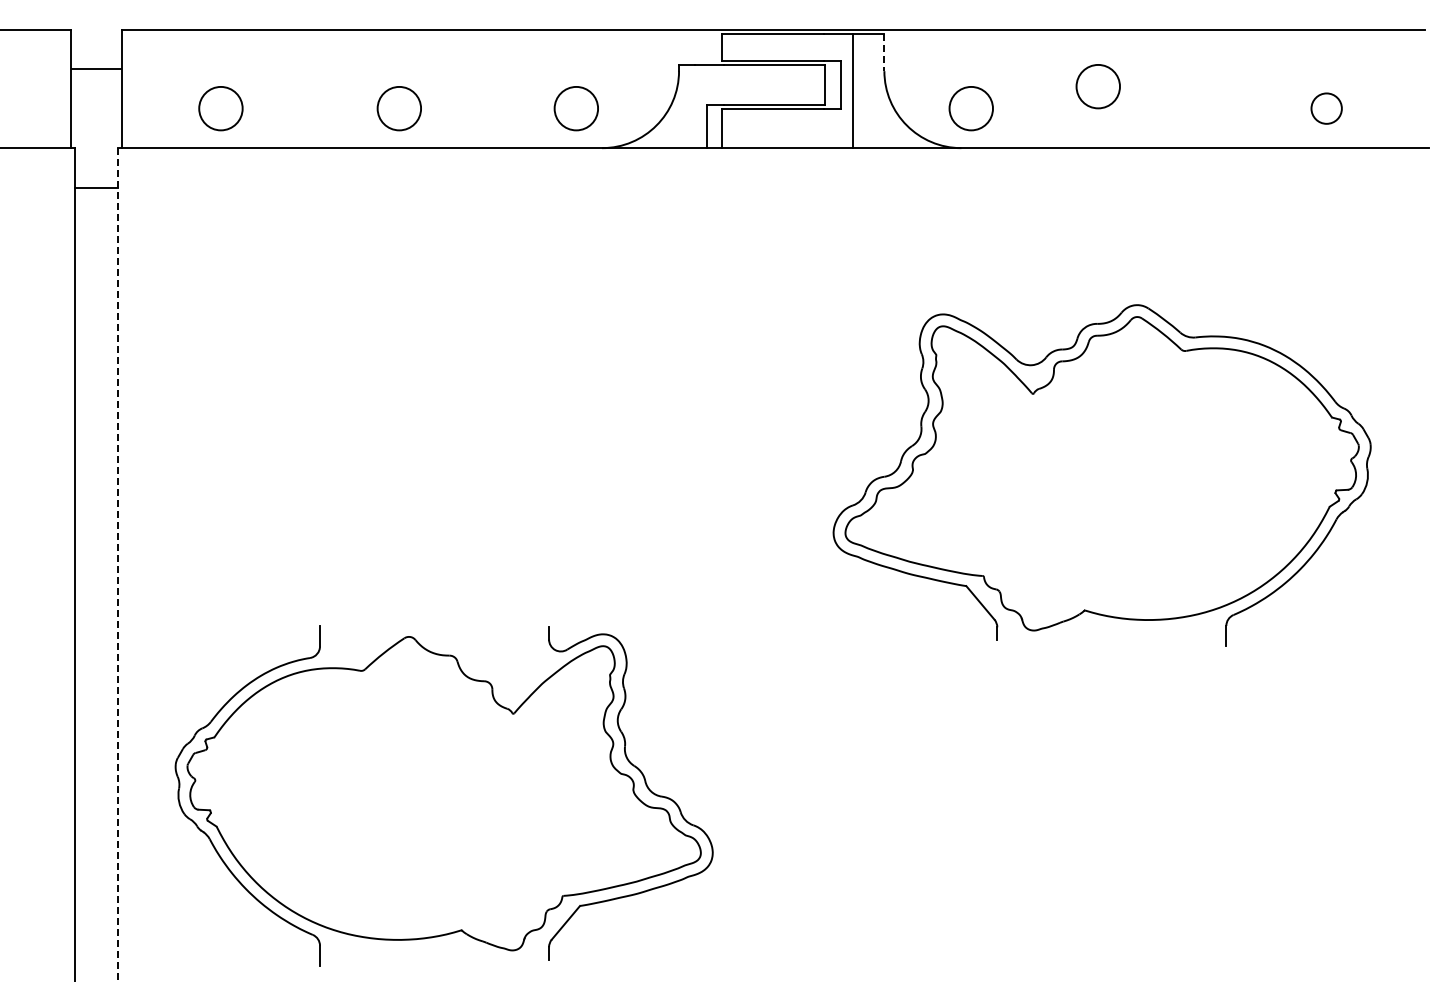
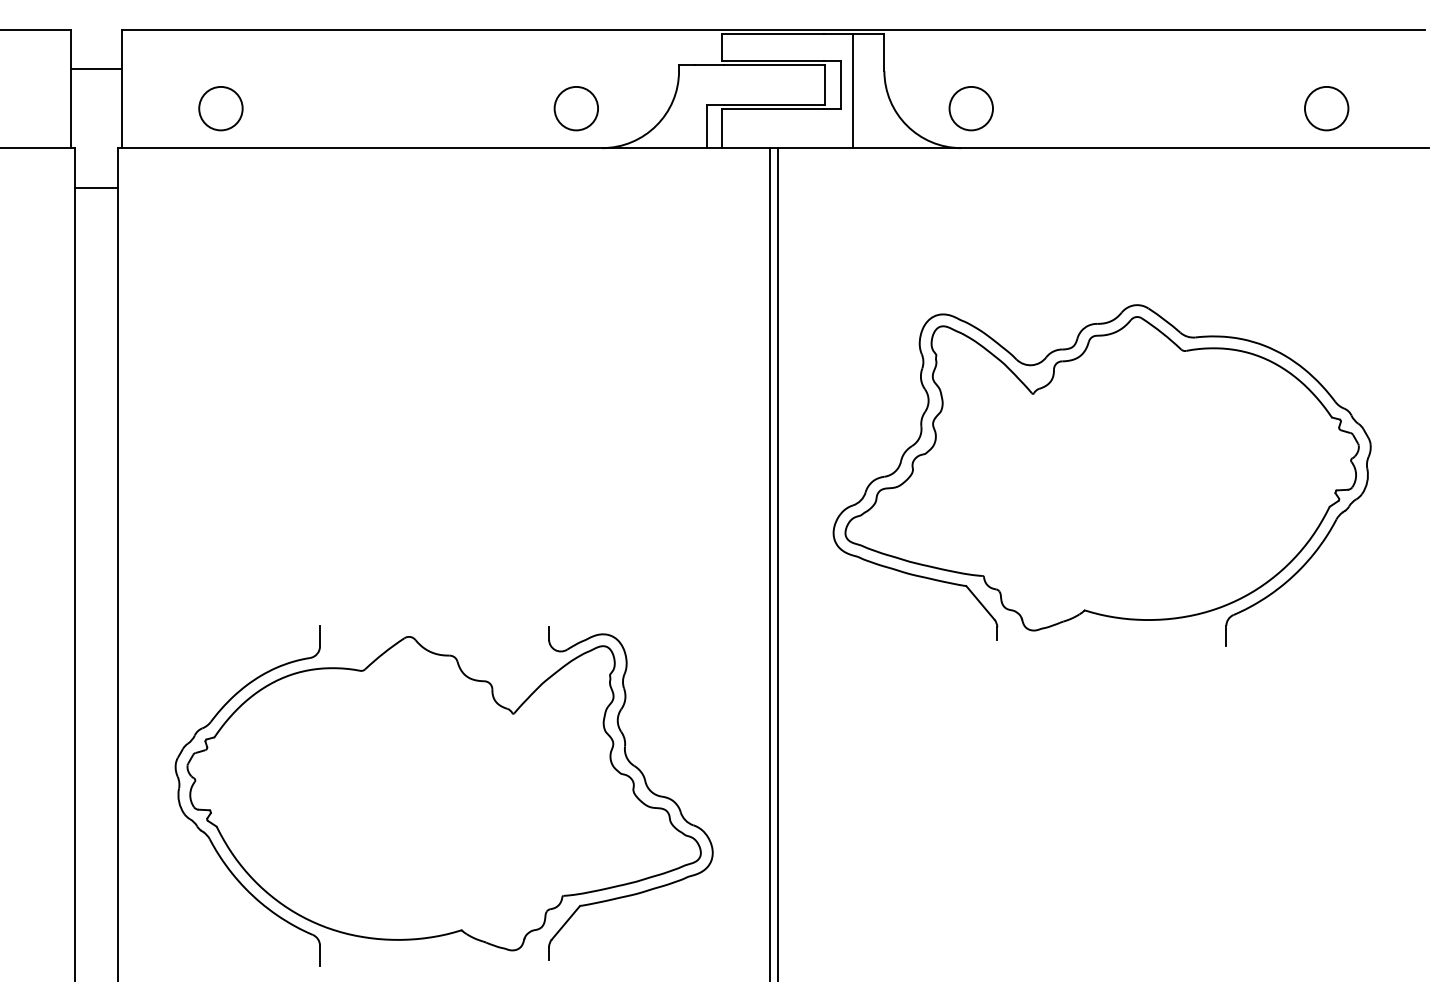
line: dashed -> solid (884, 52)
circle: present -> none (1097, 86)
circle: present -> none (398, 108)
circle diameter: 30 px -> 43 px (1326, 108)
line: none -> present (769, 563)
line: none -> present (777, 563)
line: dashed -> solid (118, 565)
